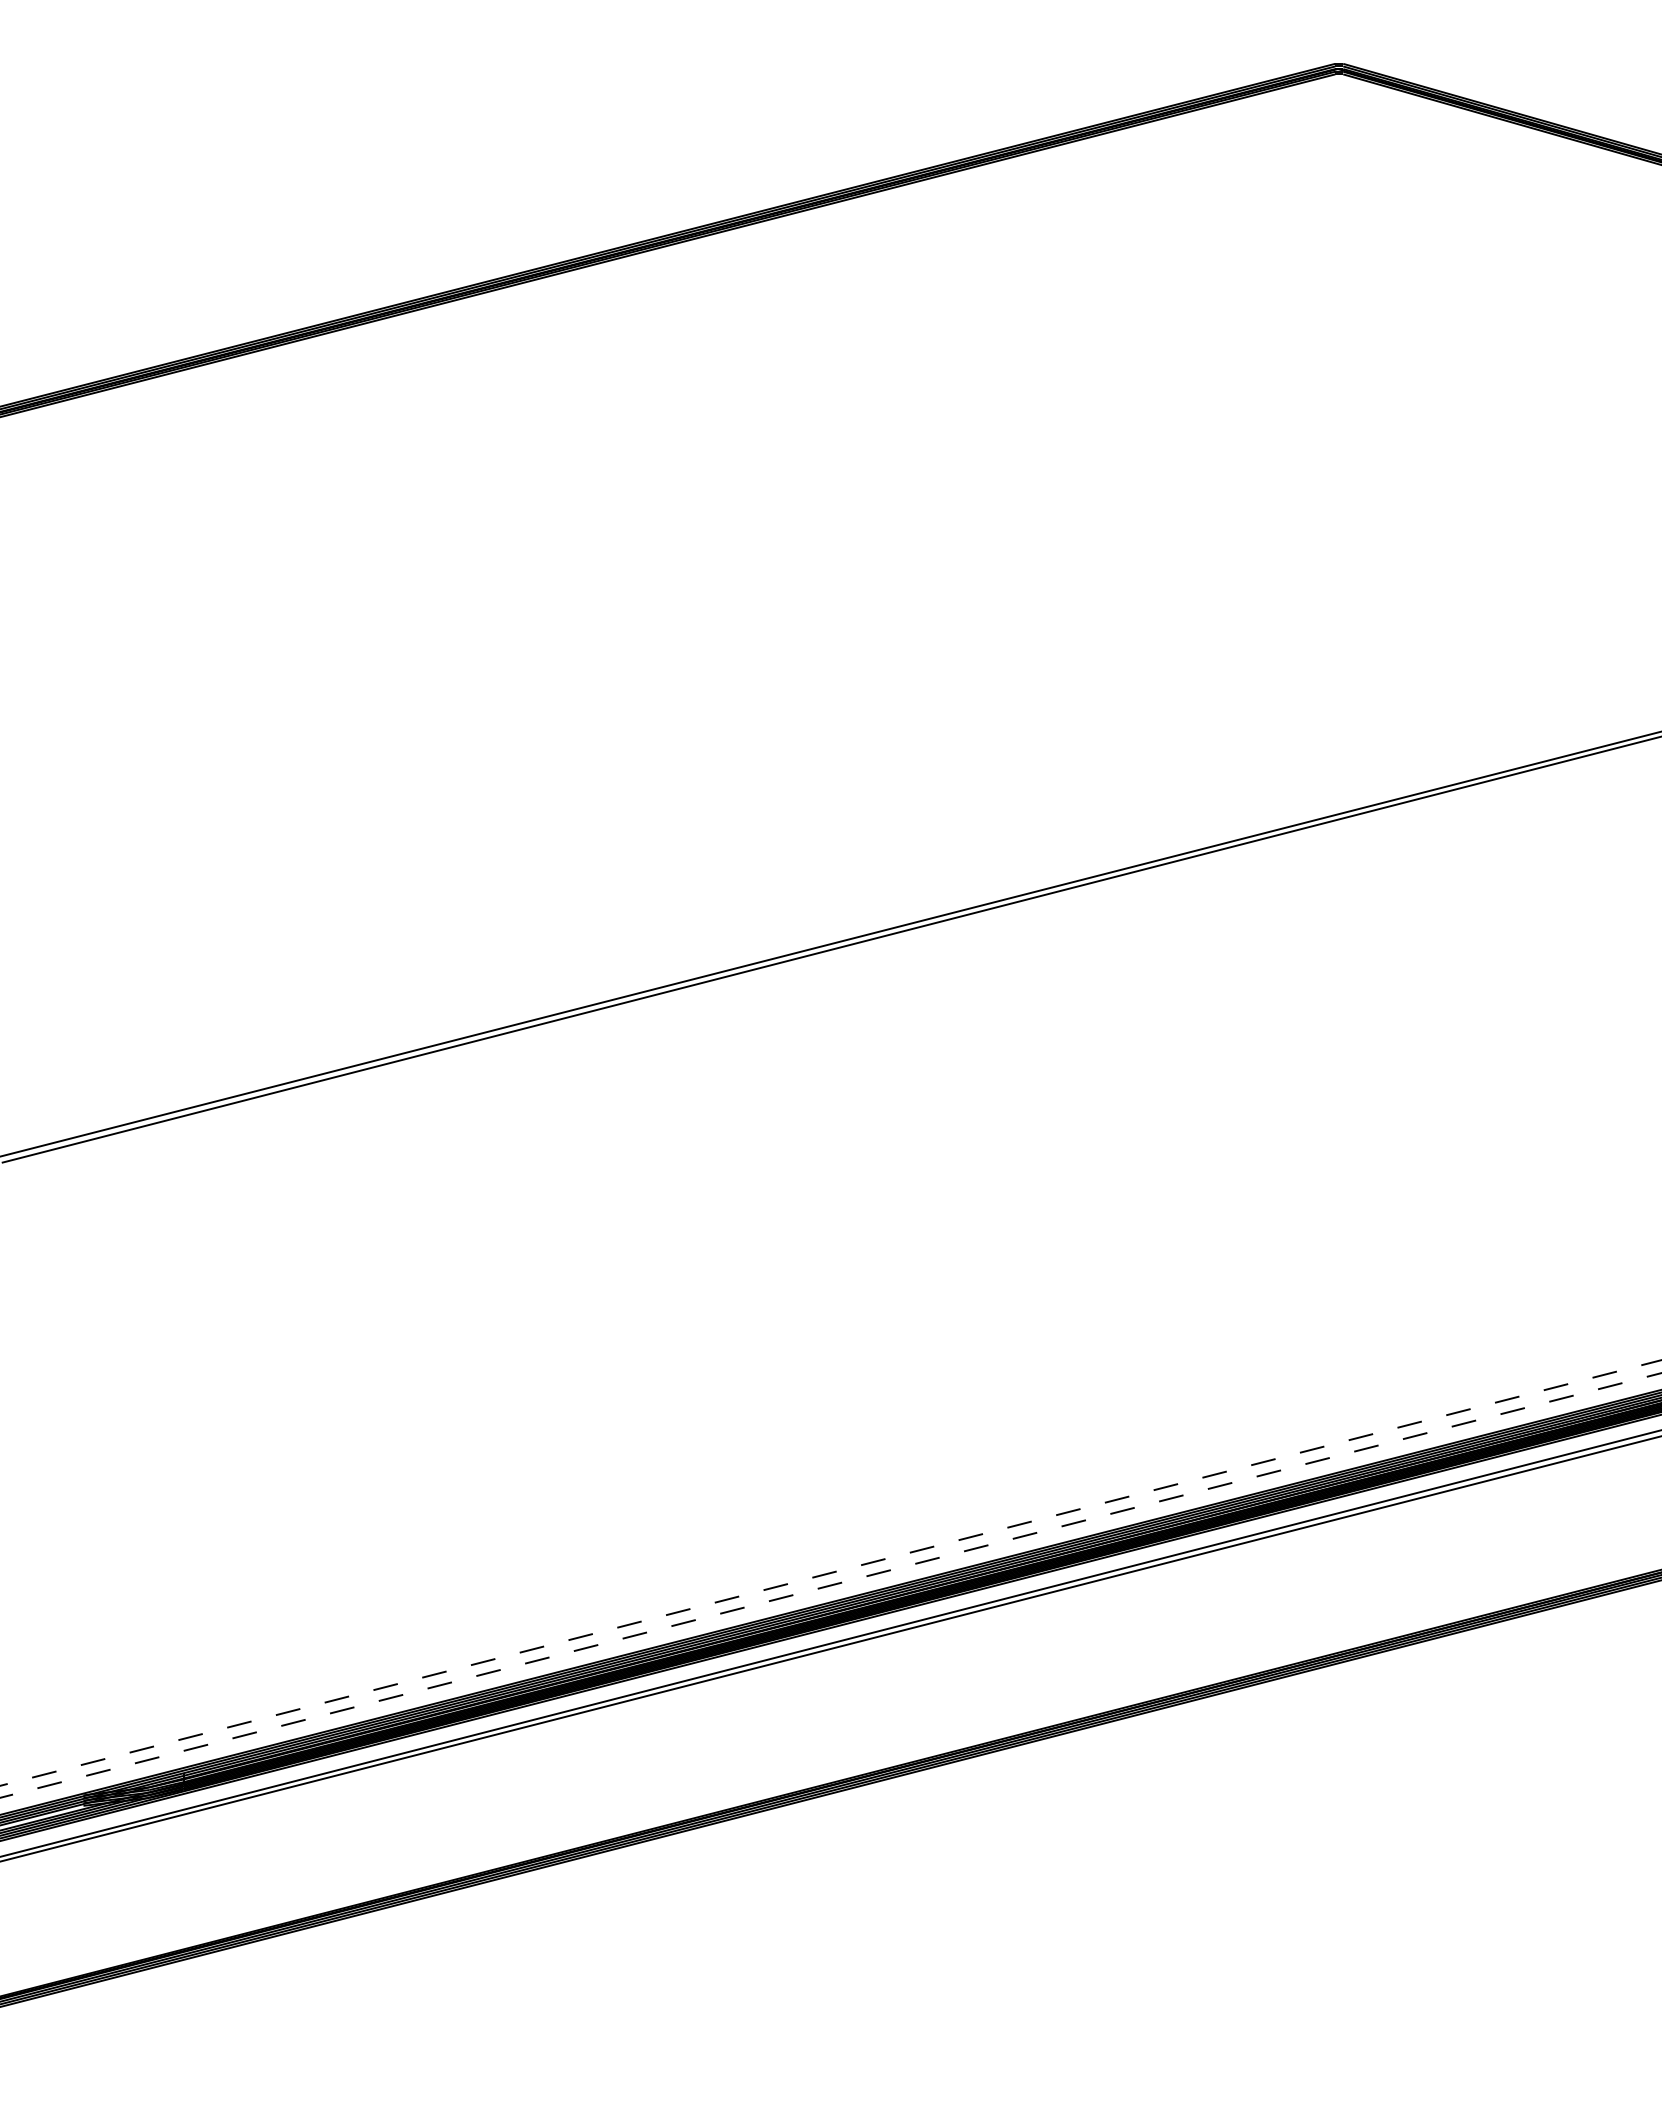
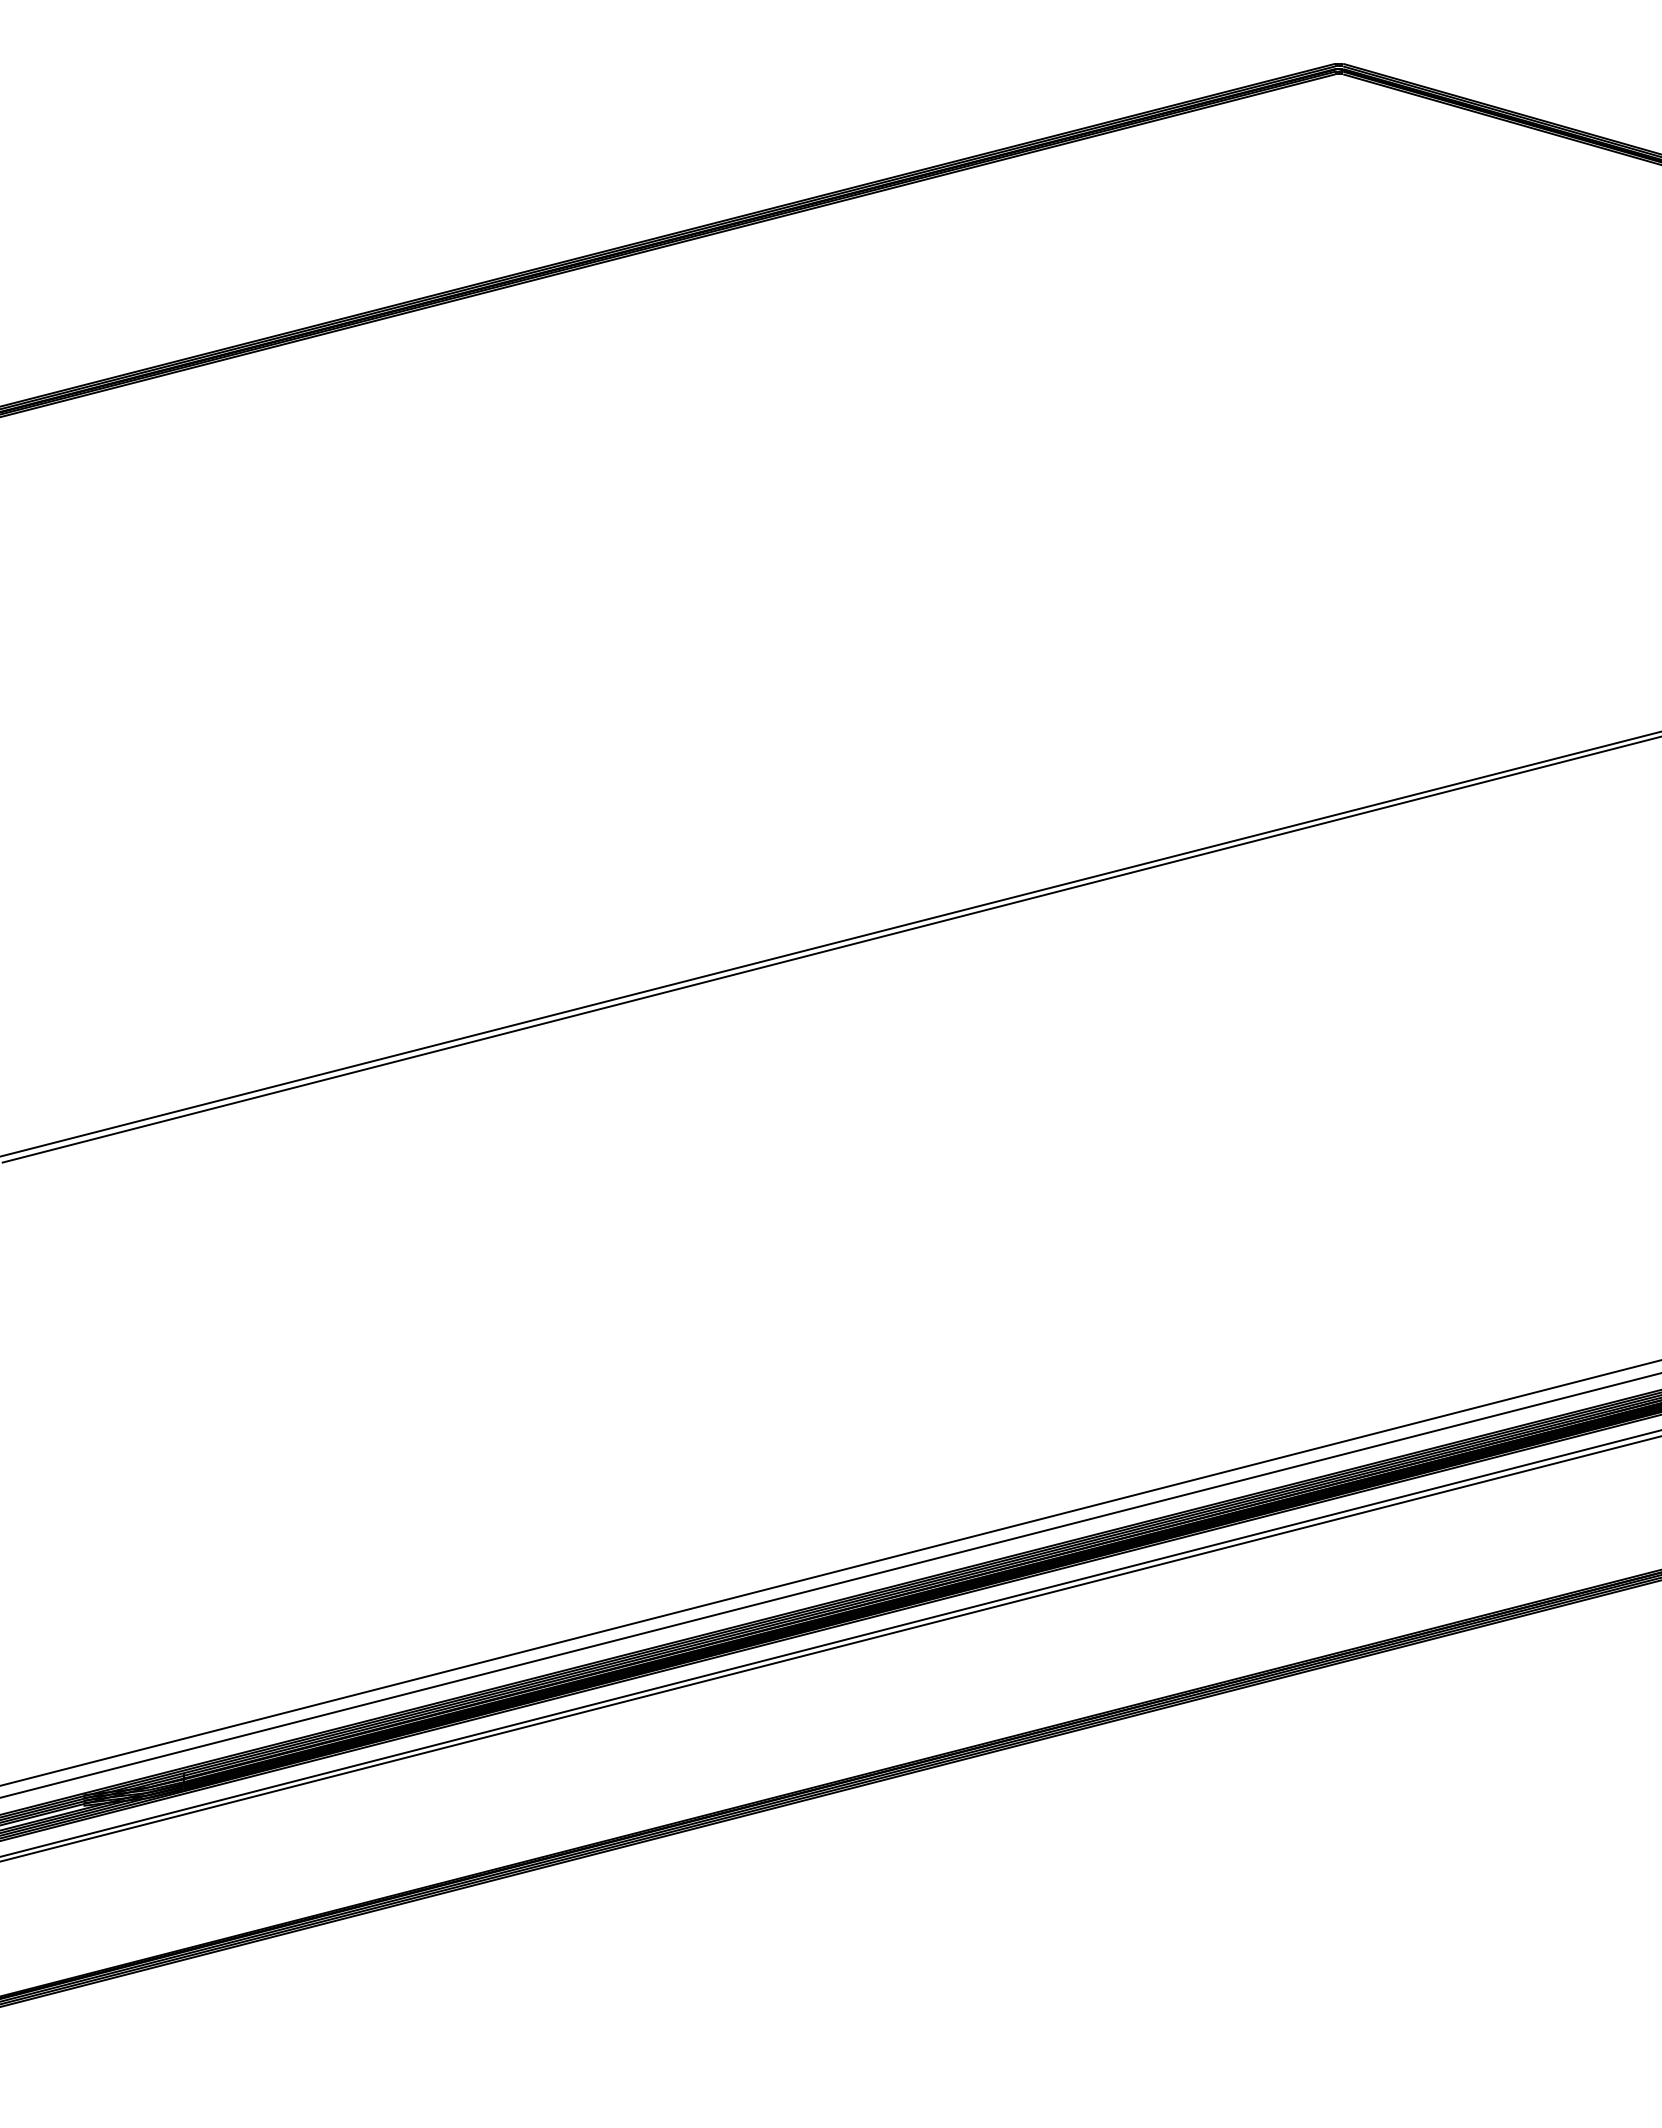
line: dashed -> solid (831, 1572)
line: dashed -> solid (830, 1585)
